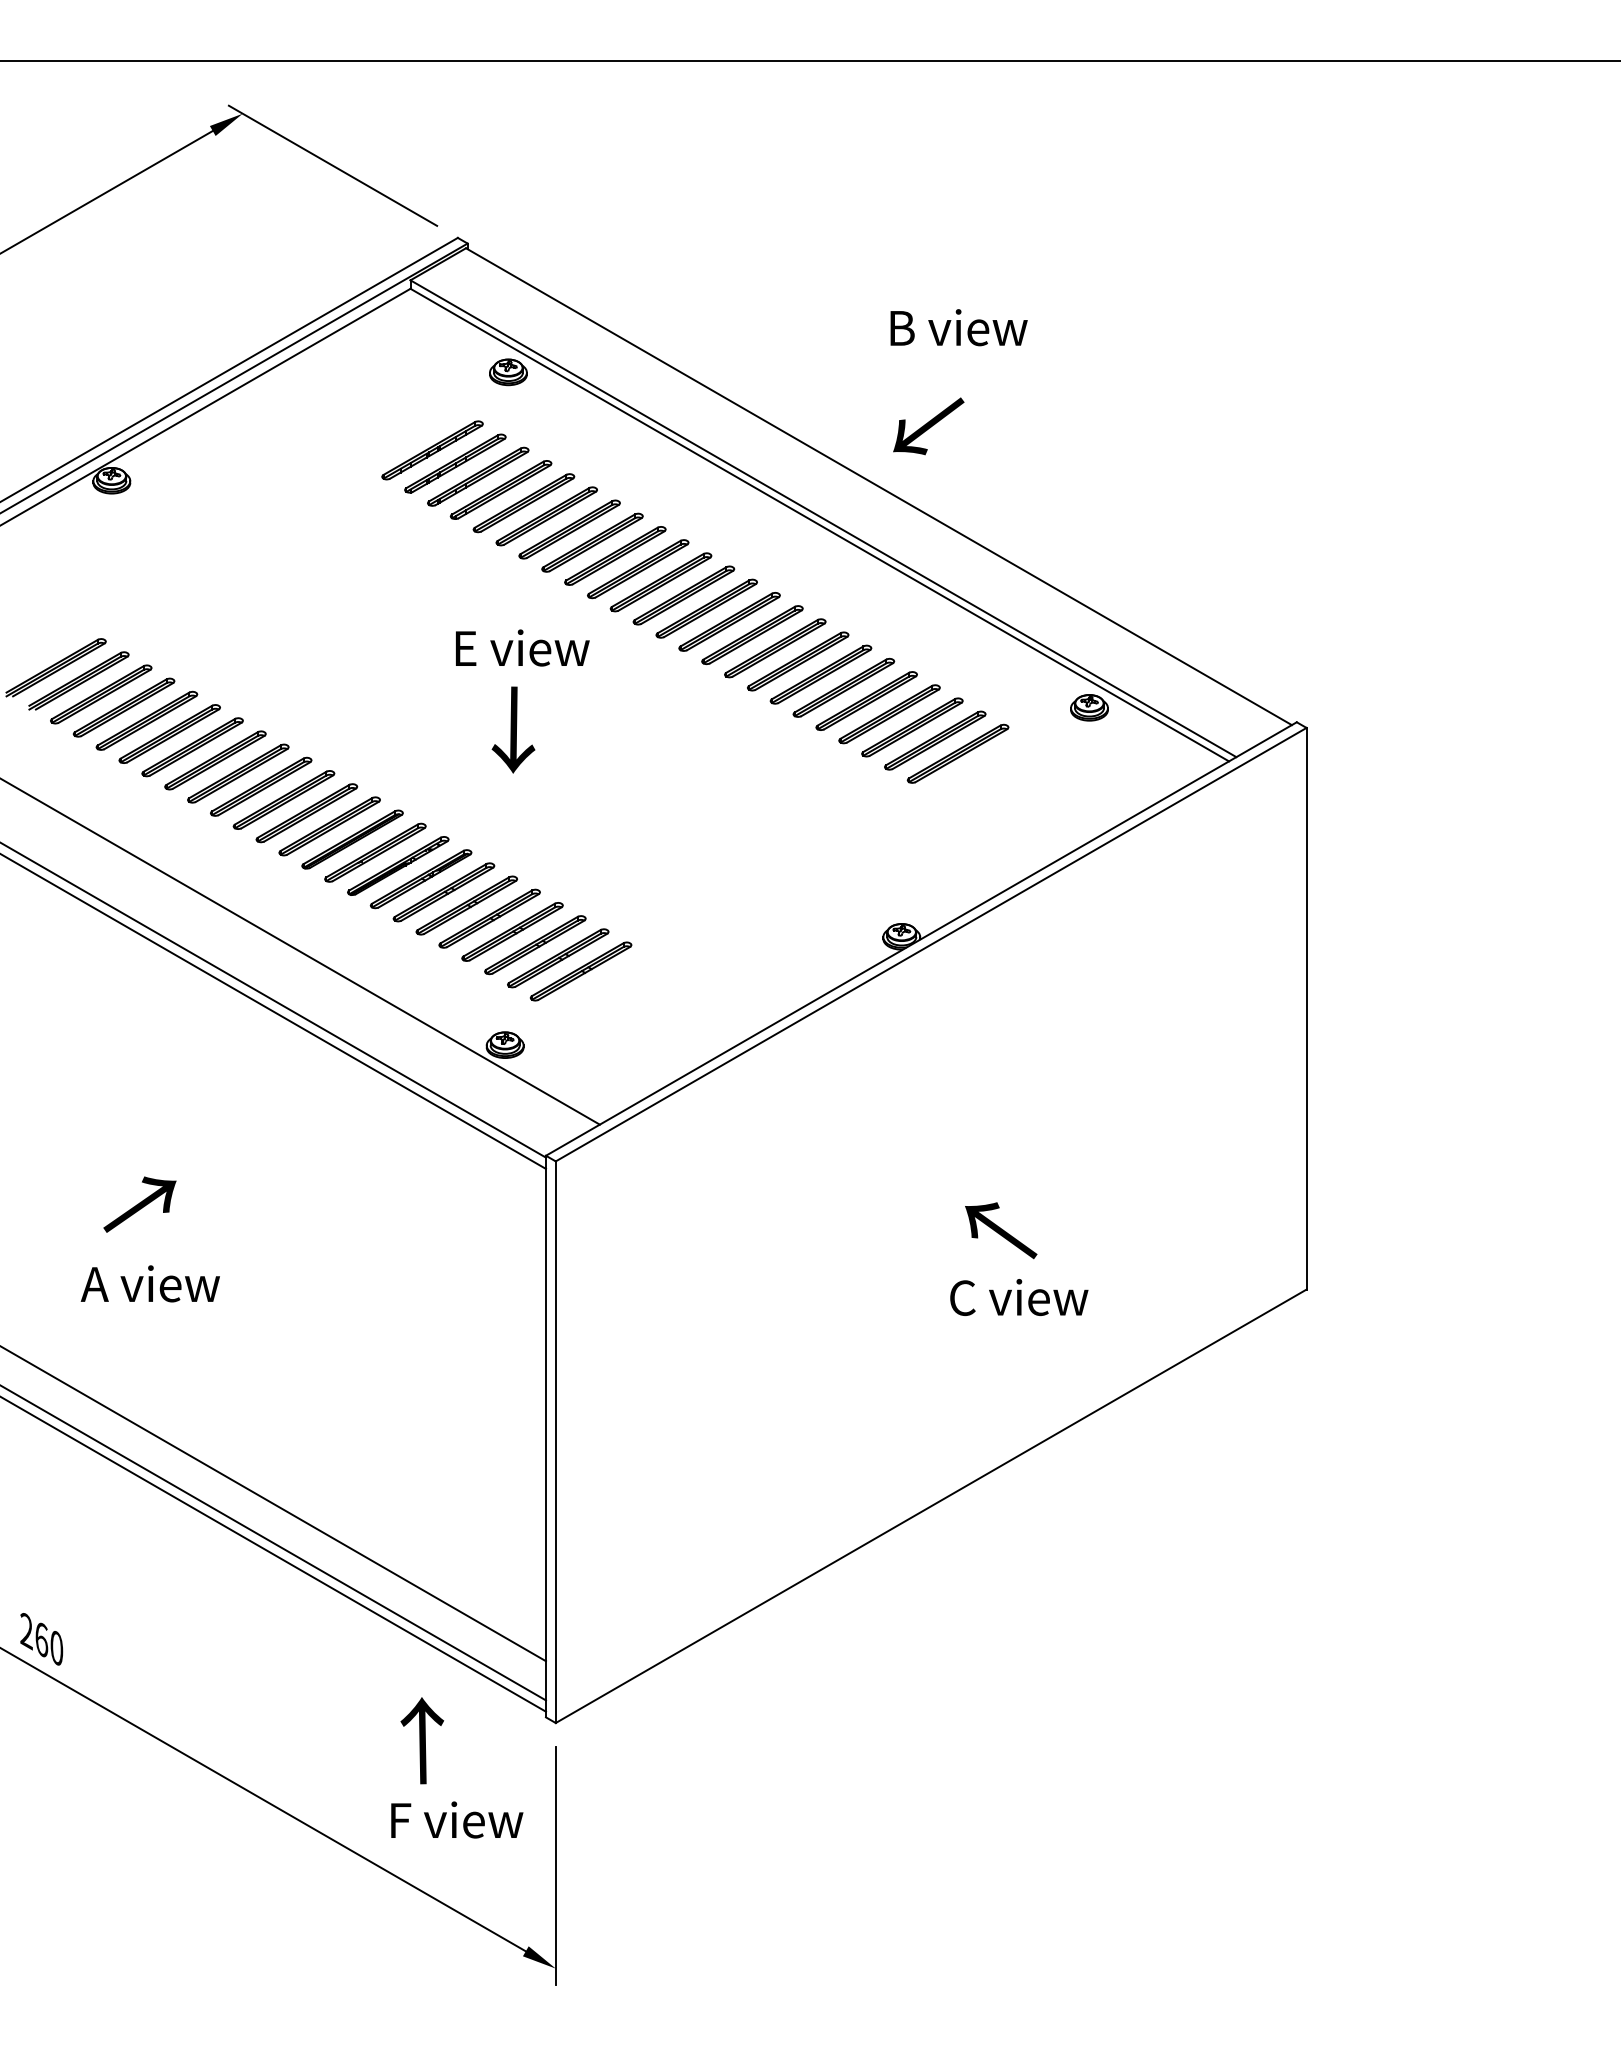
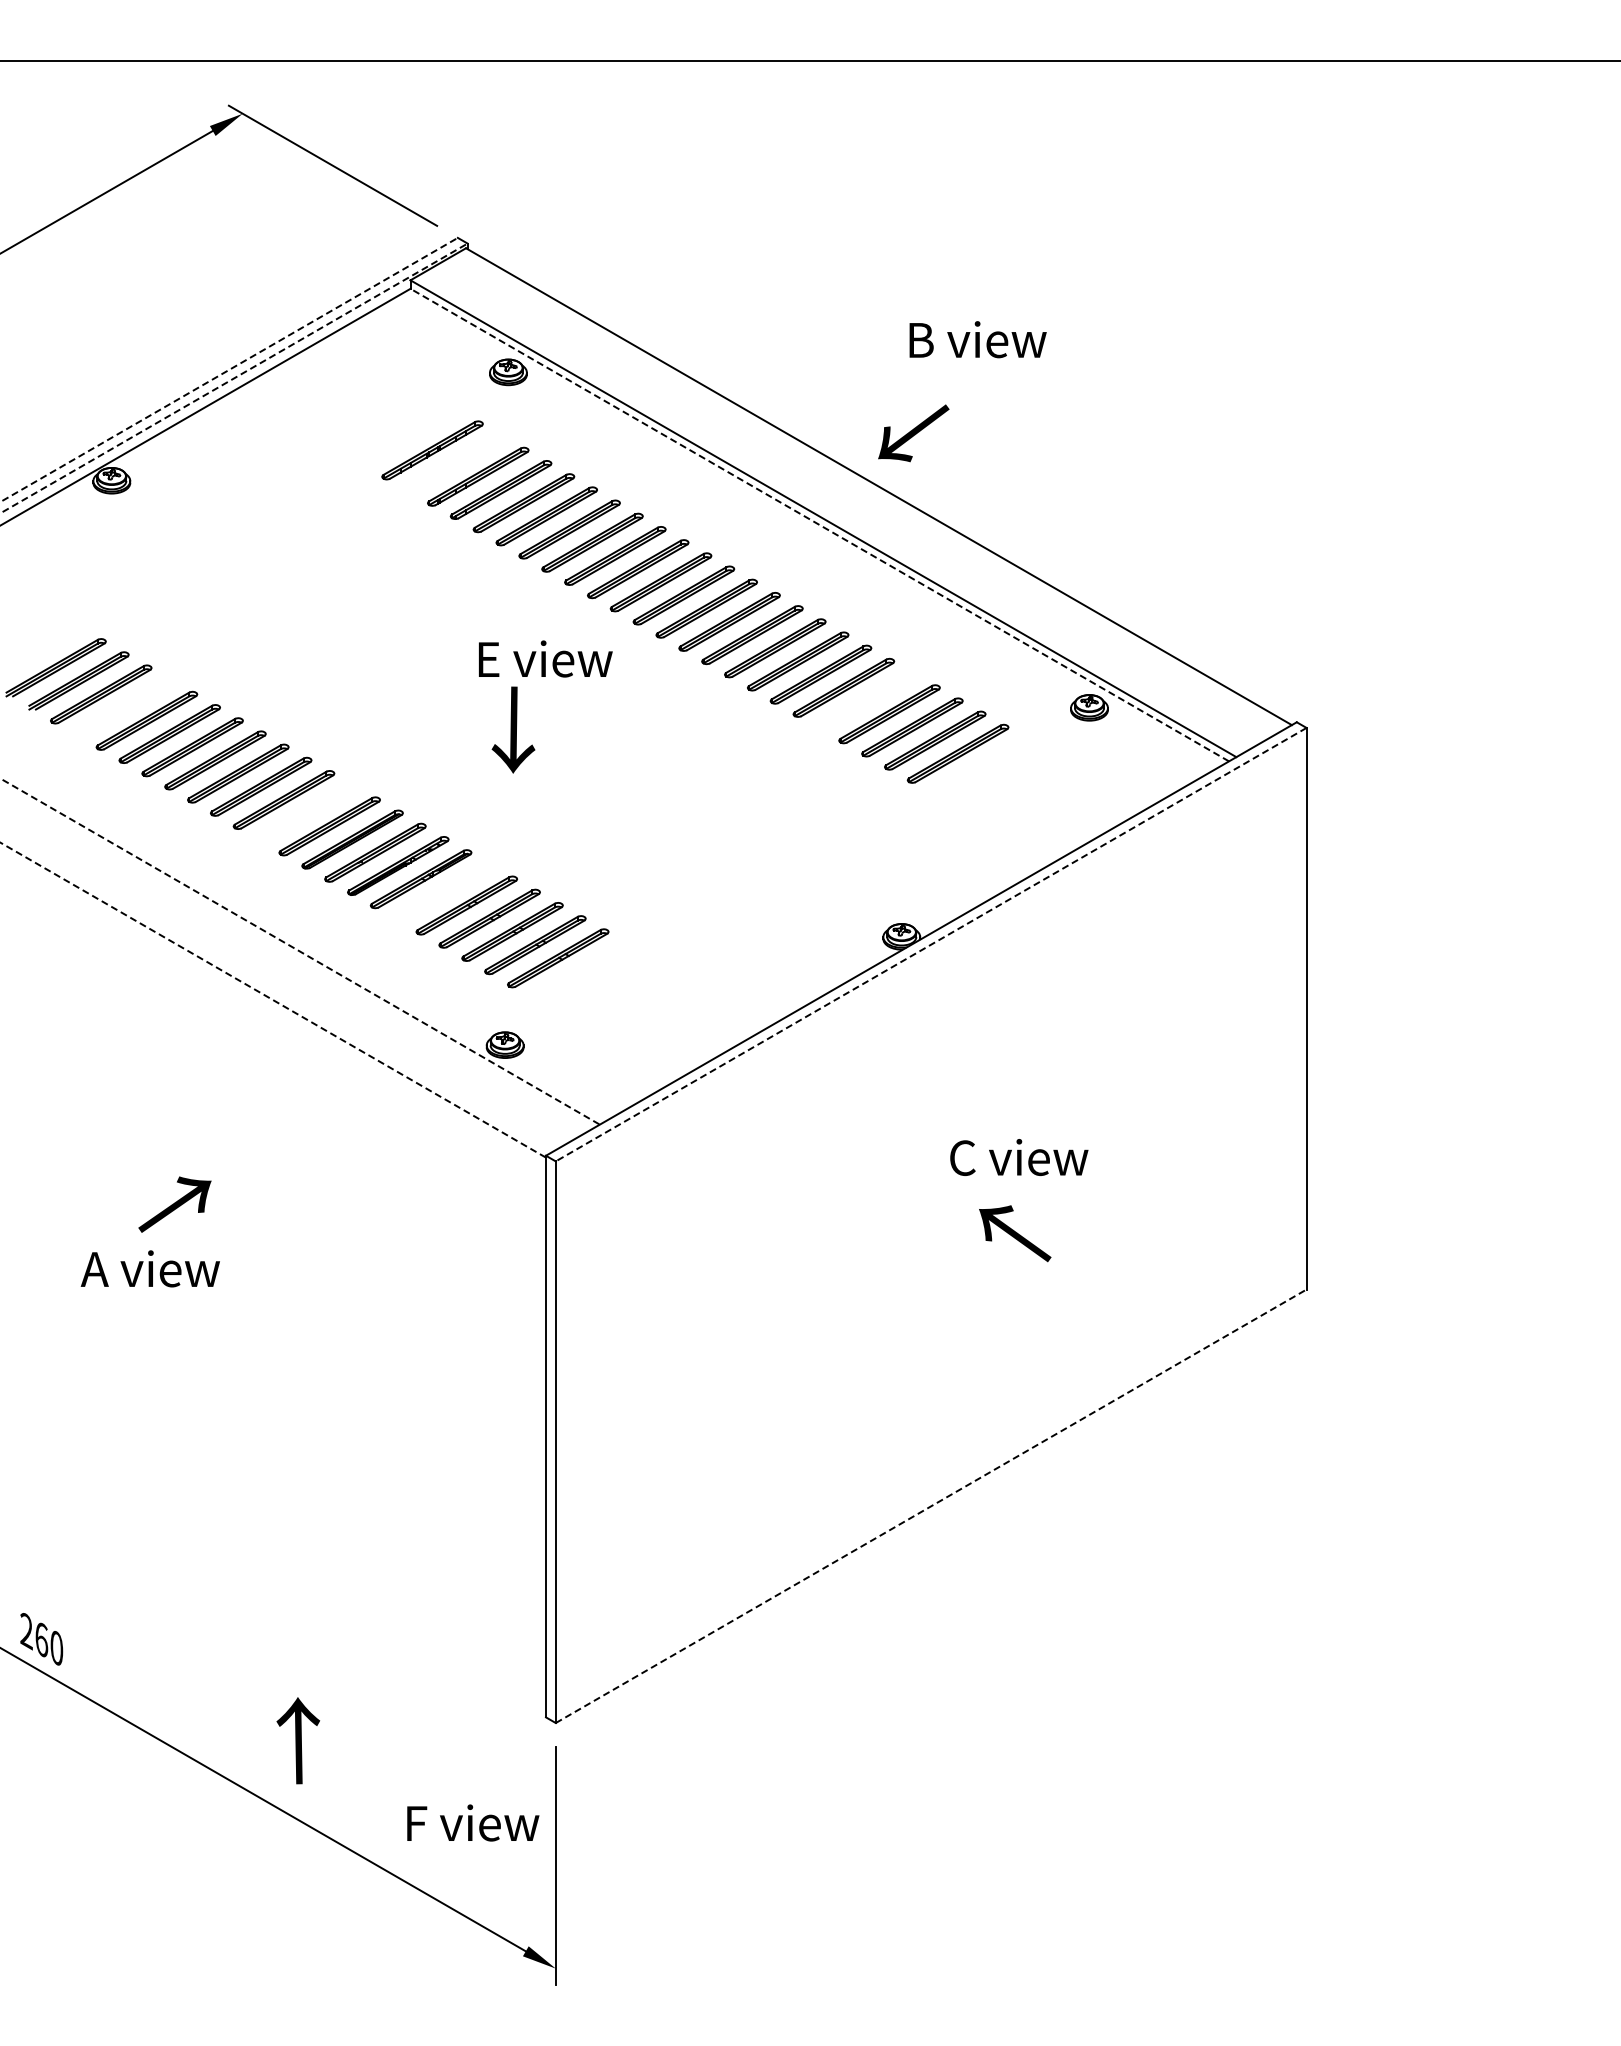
text position: (958, 327) -> (977, 339) (977, 339)
line: solid -> dashed (229, 369)
line: solid -> dashed (233, 378)
text position: (928, 426) -> (913, 433) (913, 433)
part: present -> none (455, 463)
line: solid -> dashed (819, 525)
text position: (522, 647) -> (545, 658) (545, 658)
part: present -> none (866, 700)
part: present -> none (123, 707)
part: present -> none (306, 813)
part: present -> none (443, 892)
line: solid -> dashed (930, 944)
line: solid -> dashed (300, 951)
part: present -> none (580, 971)
line: solid -> dashed (273, 1000)
line: present -> none (274, 1011)
text position: (139, 1204) -> (174, 1204) (174, 1204)
text position: (1001, 1230) -> (1015, 1233) (1015, 1233)
text position: (149, 1283) -> (149, 1268) (149, 1268)
text position: (1019, 1297) -> (1019, 1157) (1019, 1157)
line: present -> none (274, 1504)
line: solid -> dashed (931, 1506)
line: present -> none (274, 1543)
line: present -> none (274, 1554)
text position: (422, 1740) -> (298, 1740) (298, 1740)
text position: (457, 1819) -> (473, 1822) (473, 1822)
